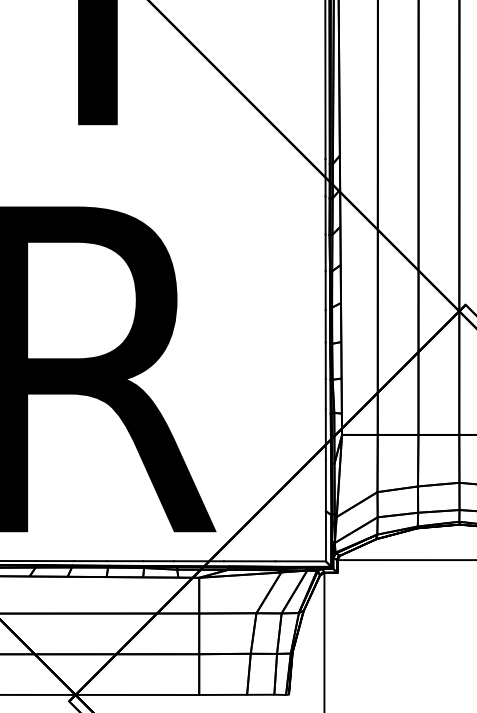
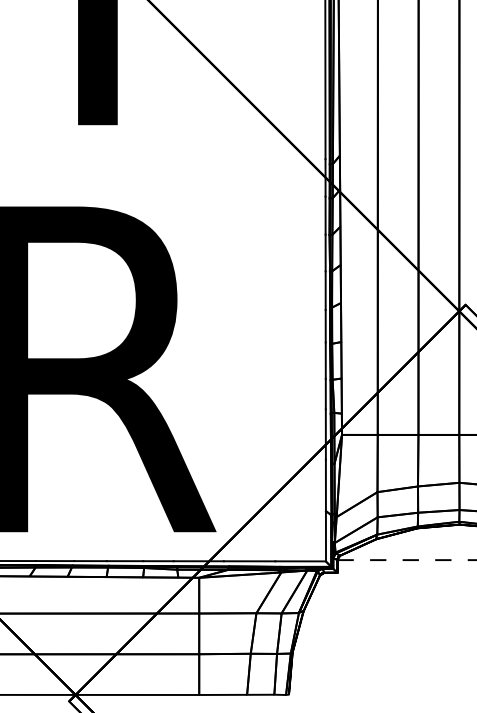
line: solid -> dashed (407, 560)
line: present -> none (324, 640)
